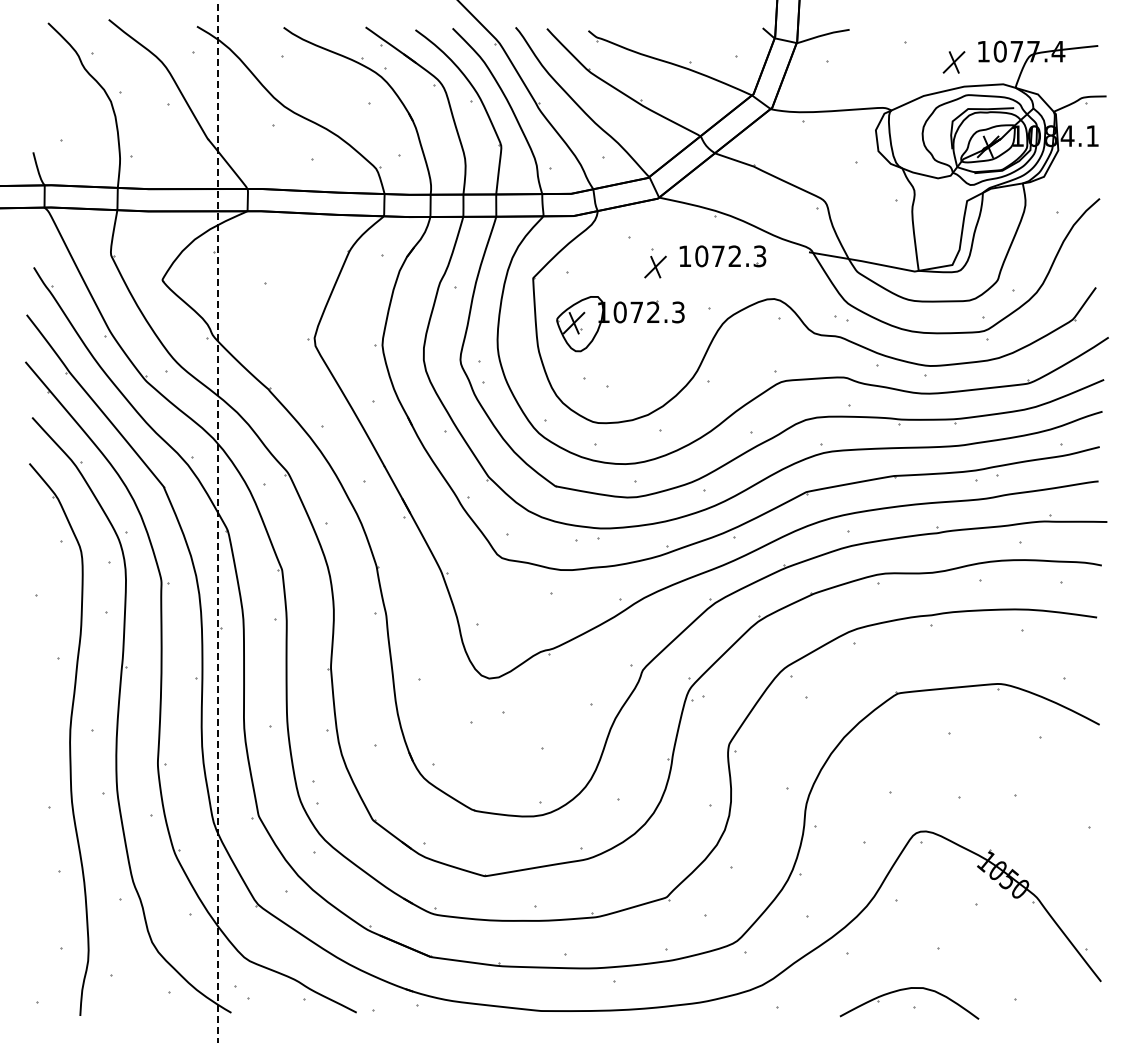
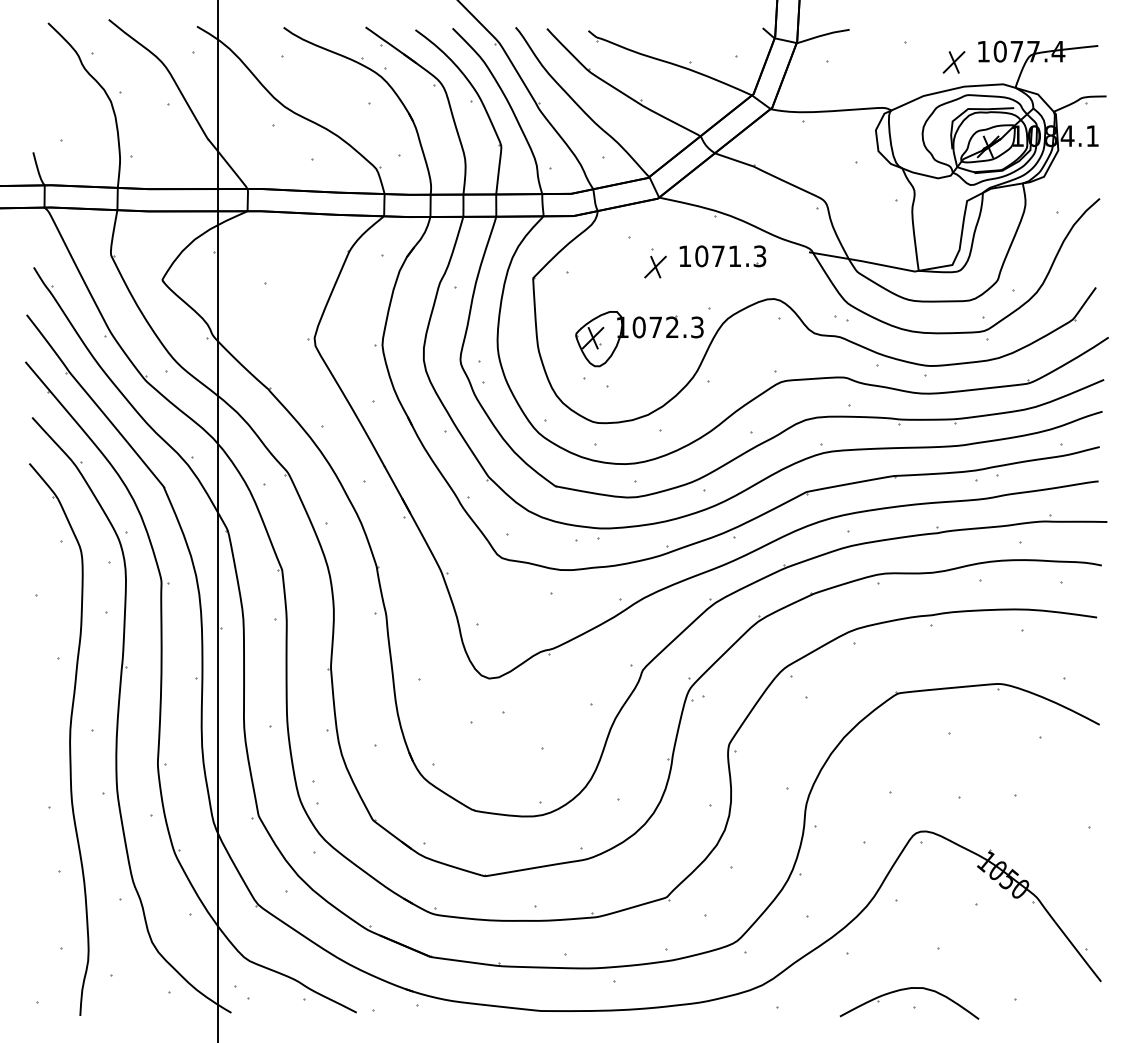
text: 1072.3 -> 1071.3 (734, 255)
part position: (620, 324) -> (639, 339) (639, 339)
line: dashed -> solid (217, 520)
